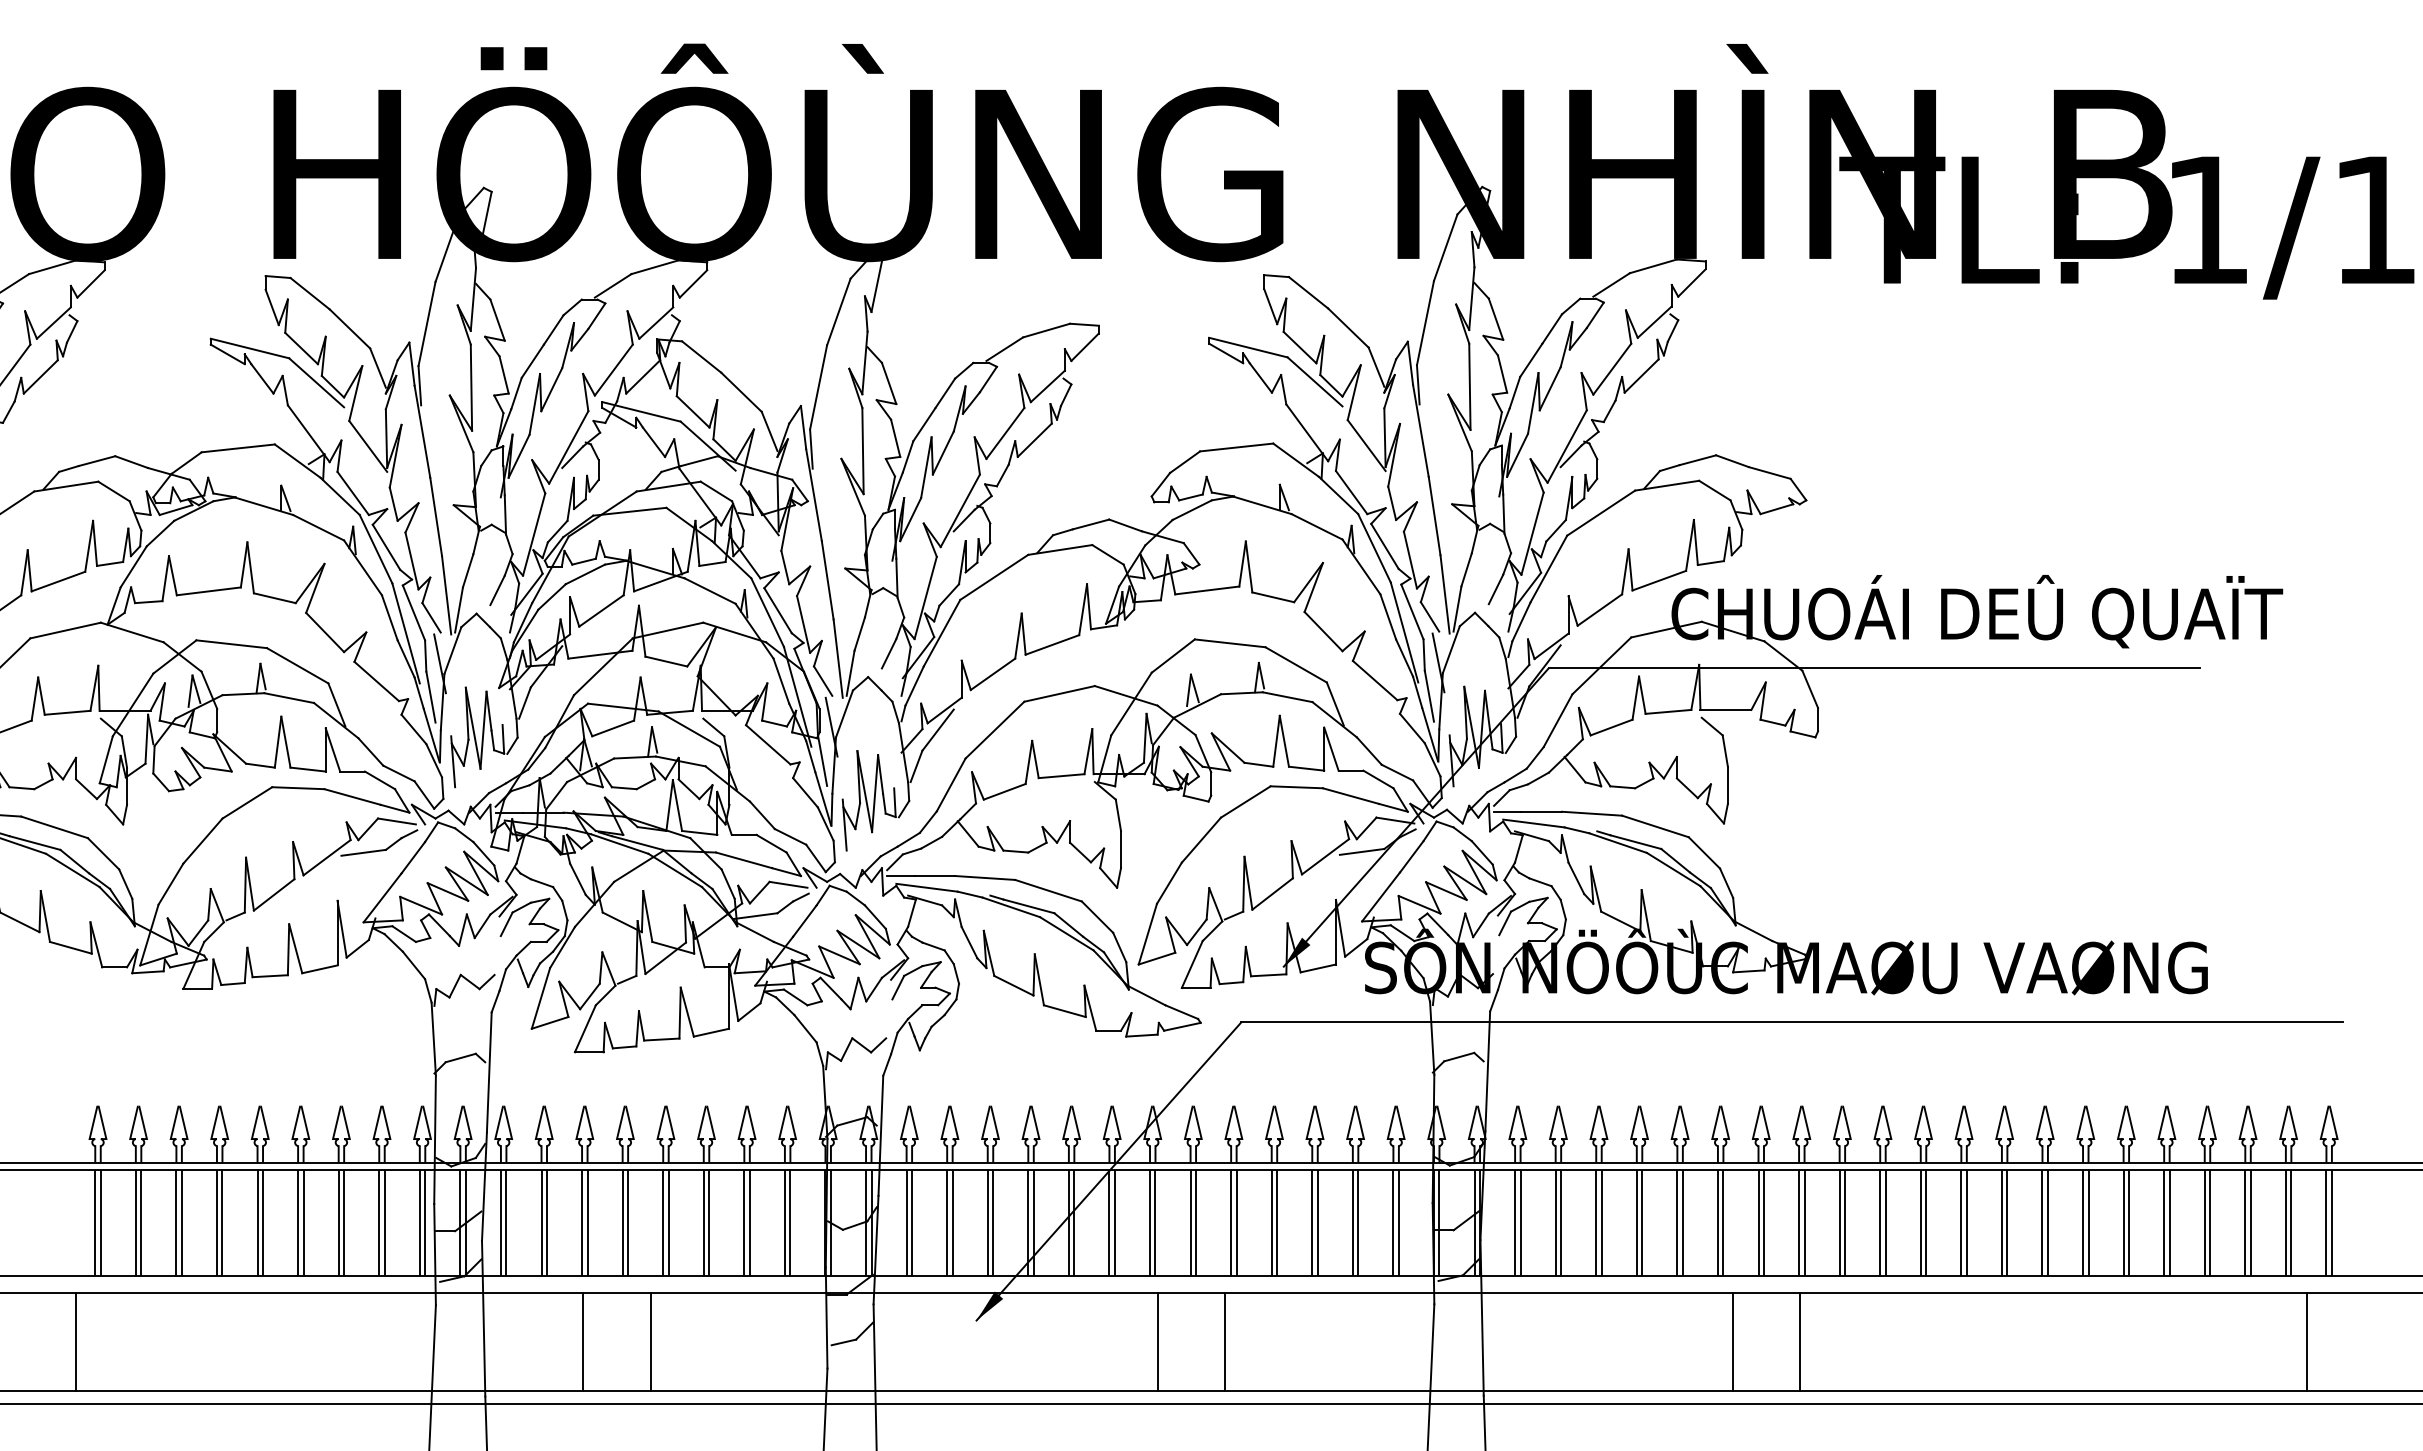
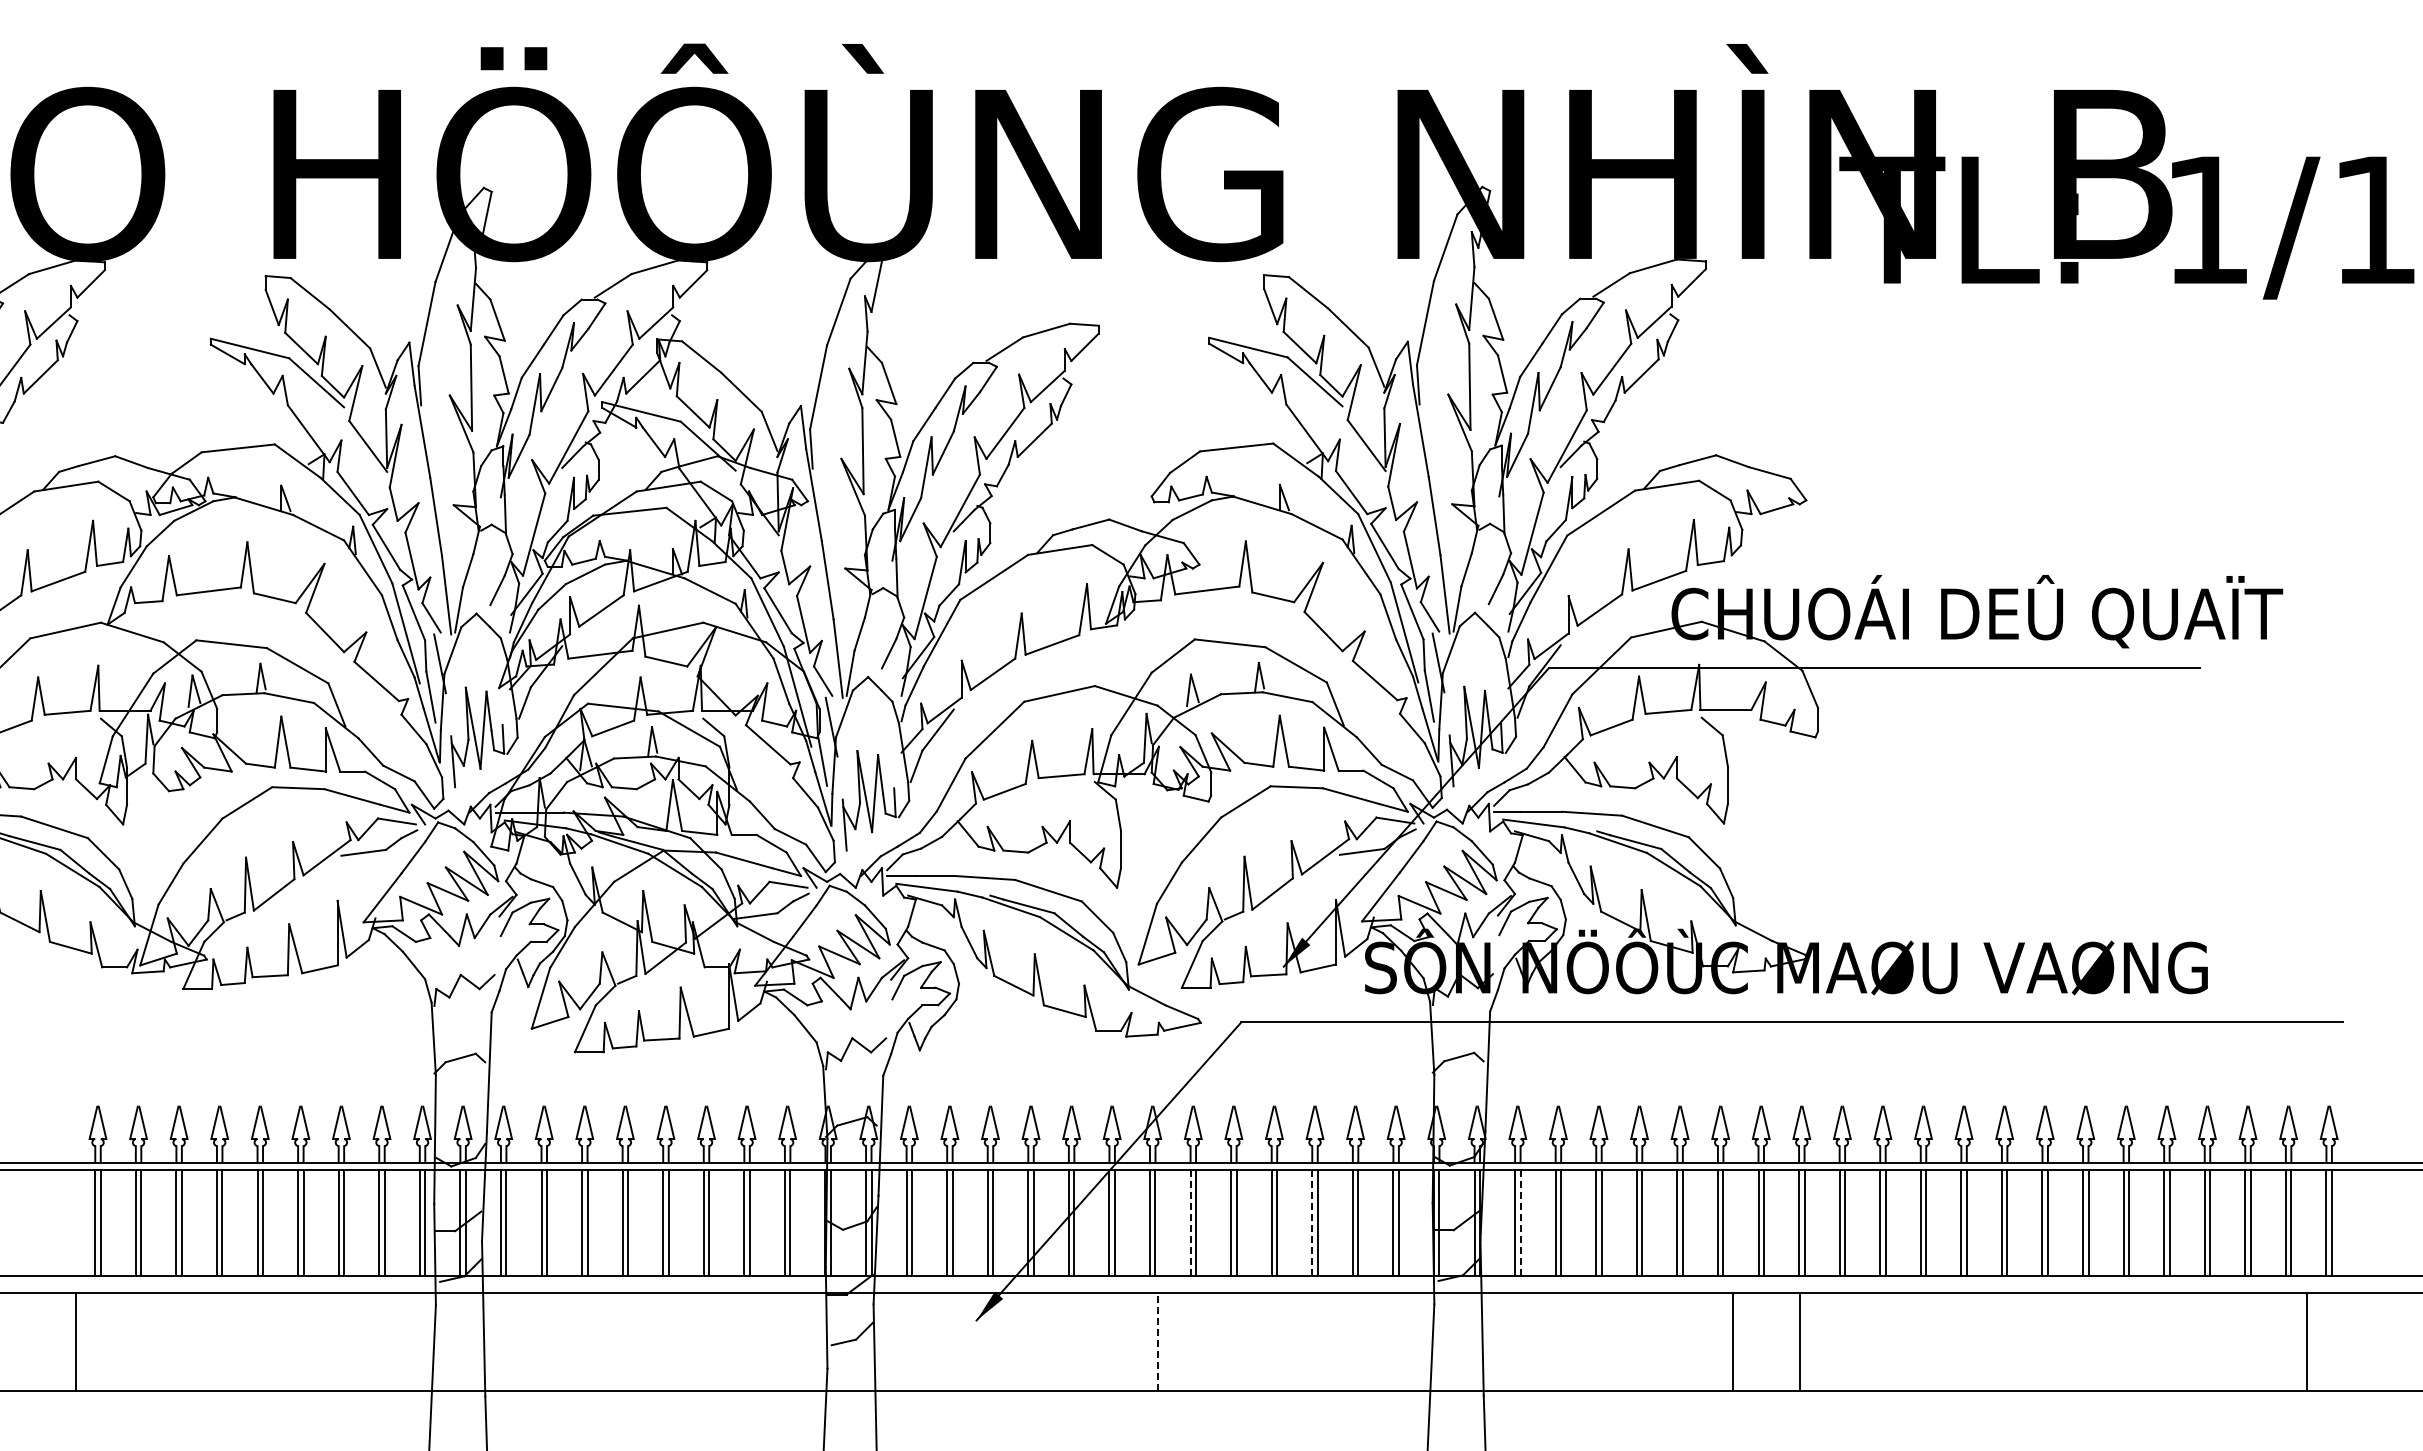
line: solid -> dashed (1190, 1222)
line: solid -> dashed (1312, 1222)
line: solid -> dashed (1520, 1222)
line: present -> none (583, 1341)
line: present -> none (650, 1341)
line: solid -> dashed (1157, 1341)
line: present -> none (1225, 1341)
line: present -> none (1210, 1404)
